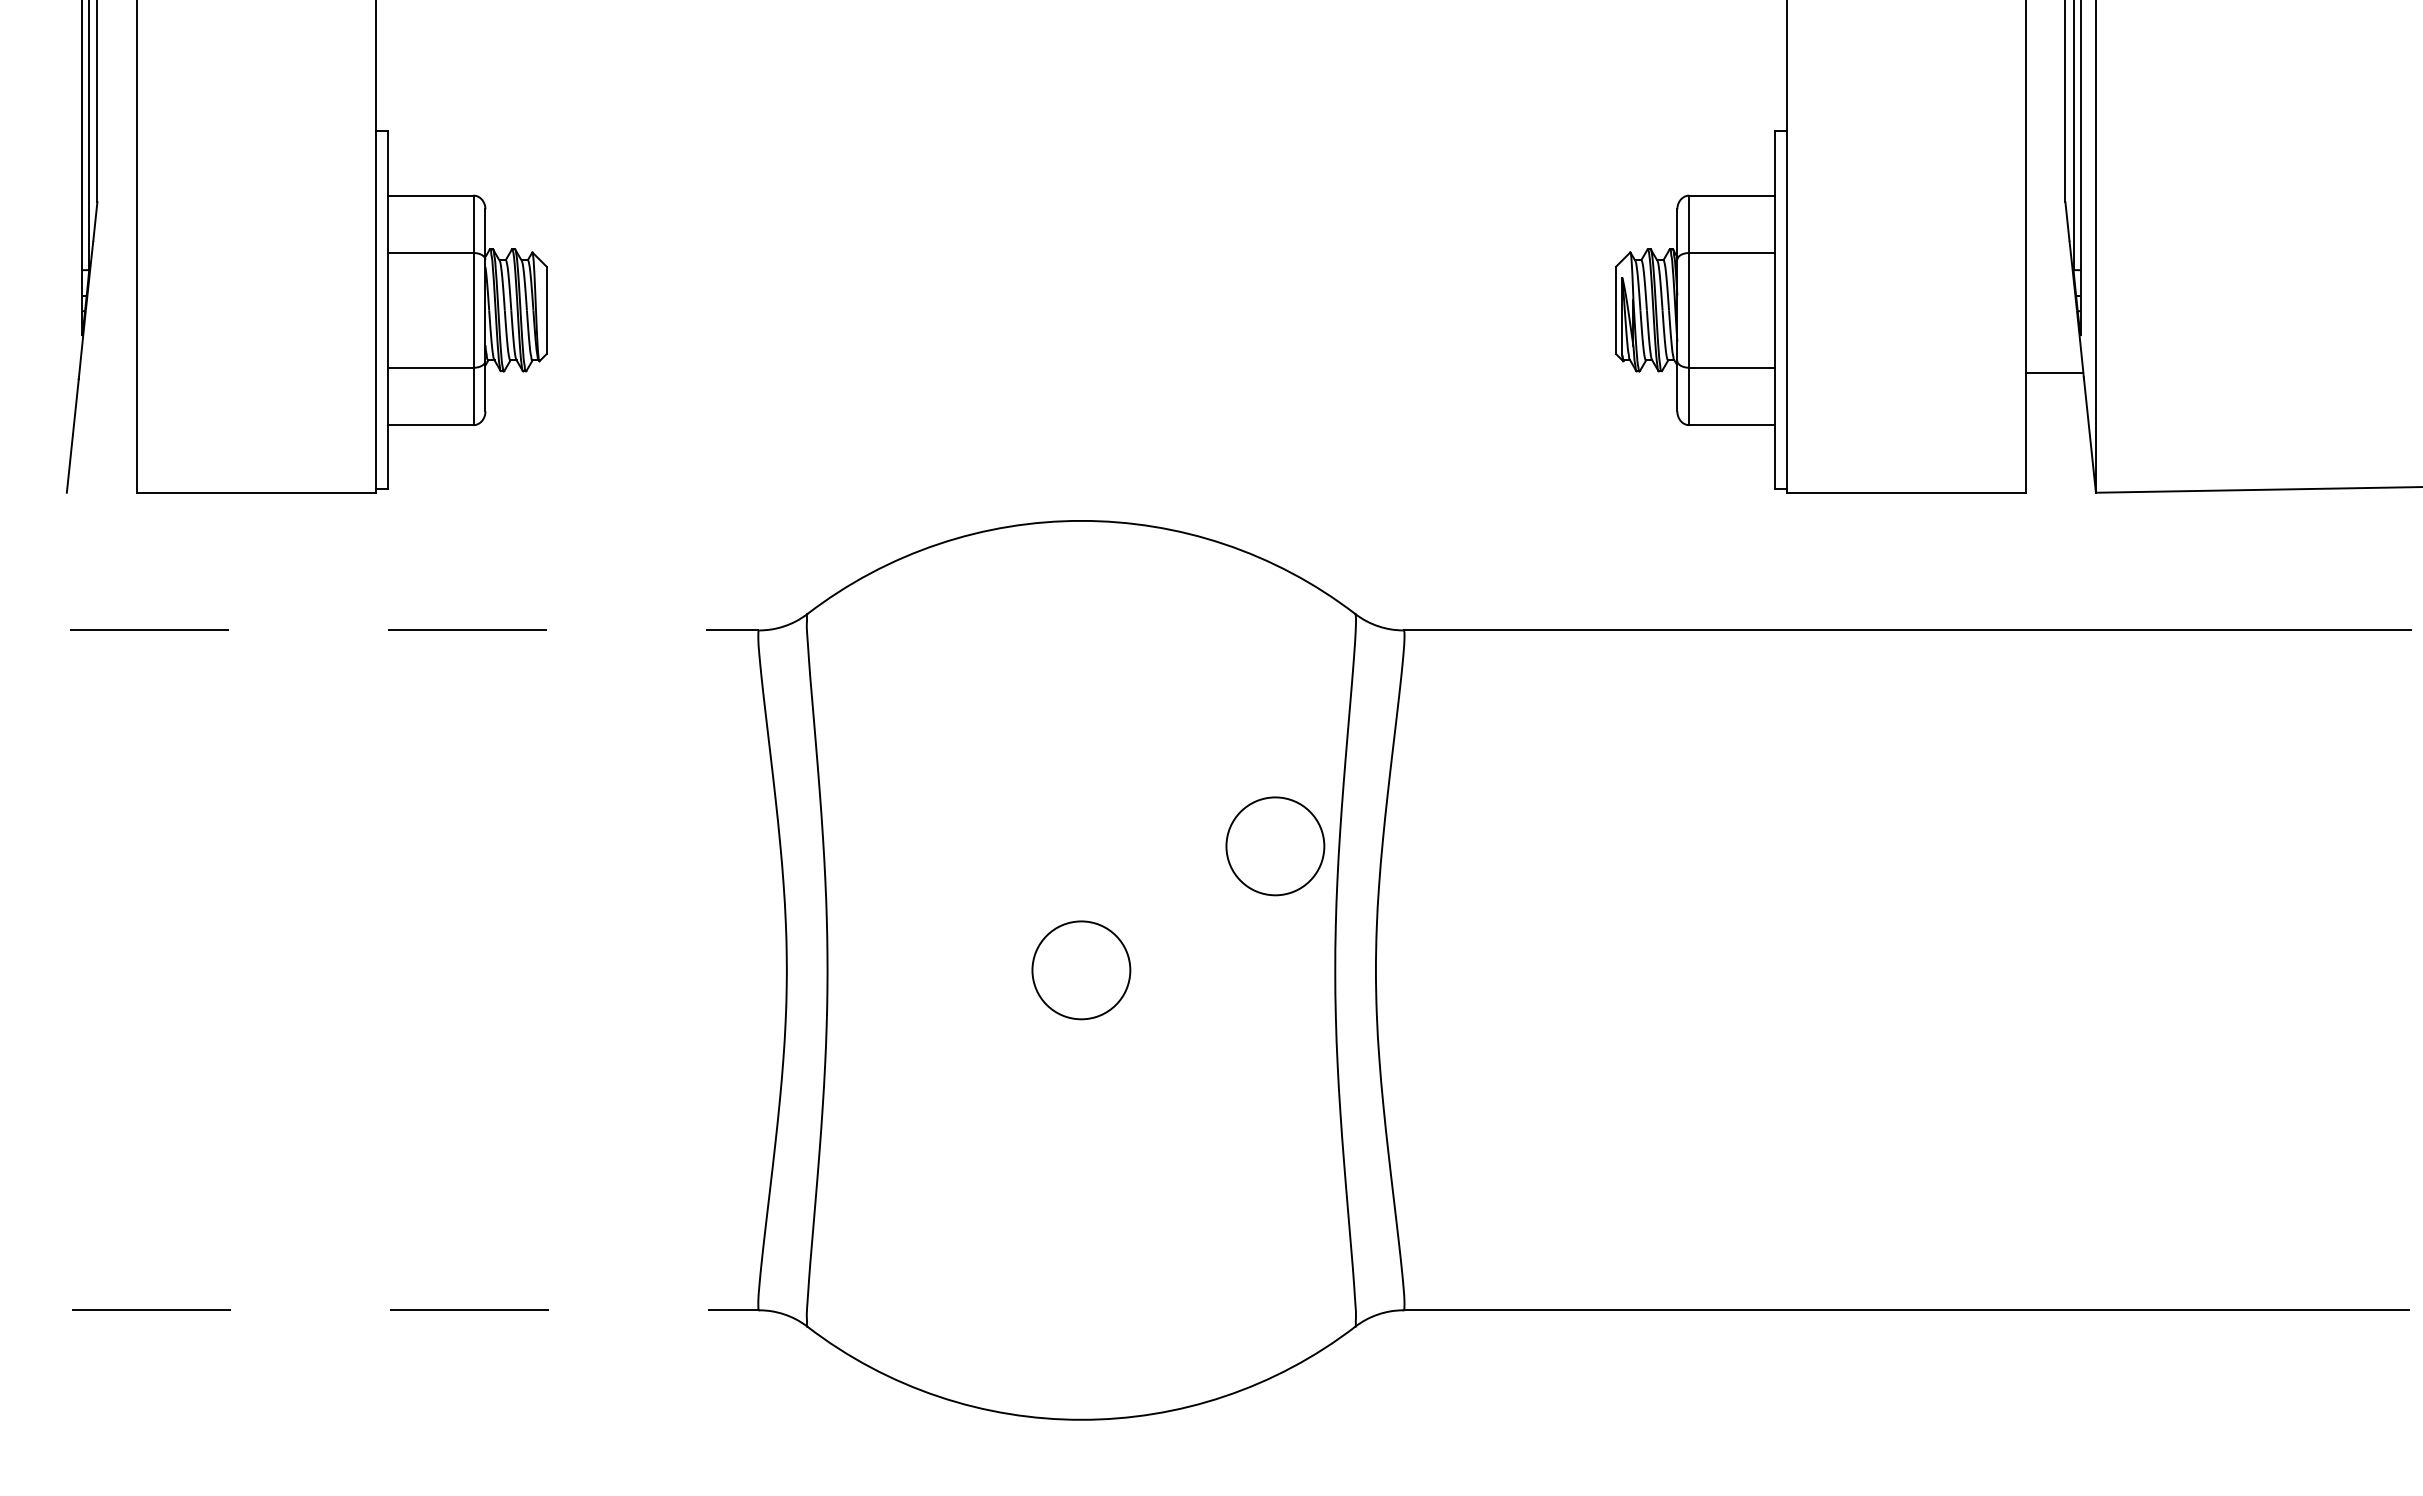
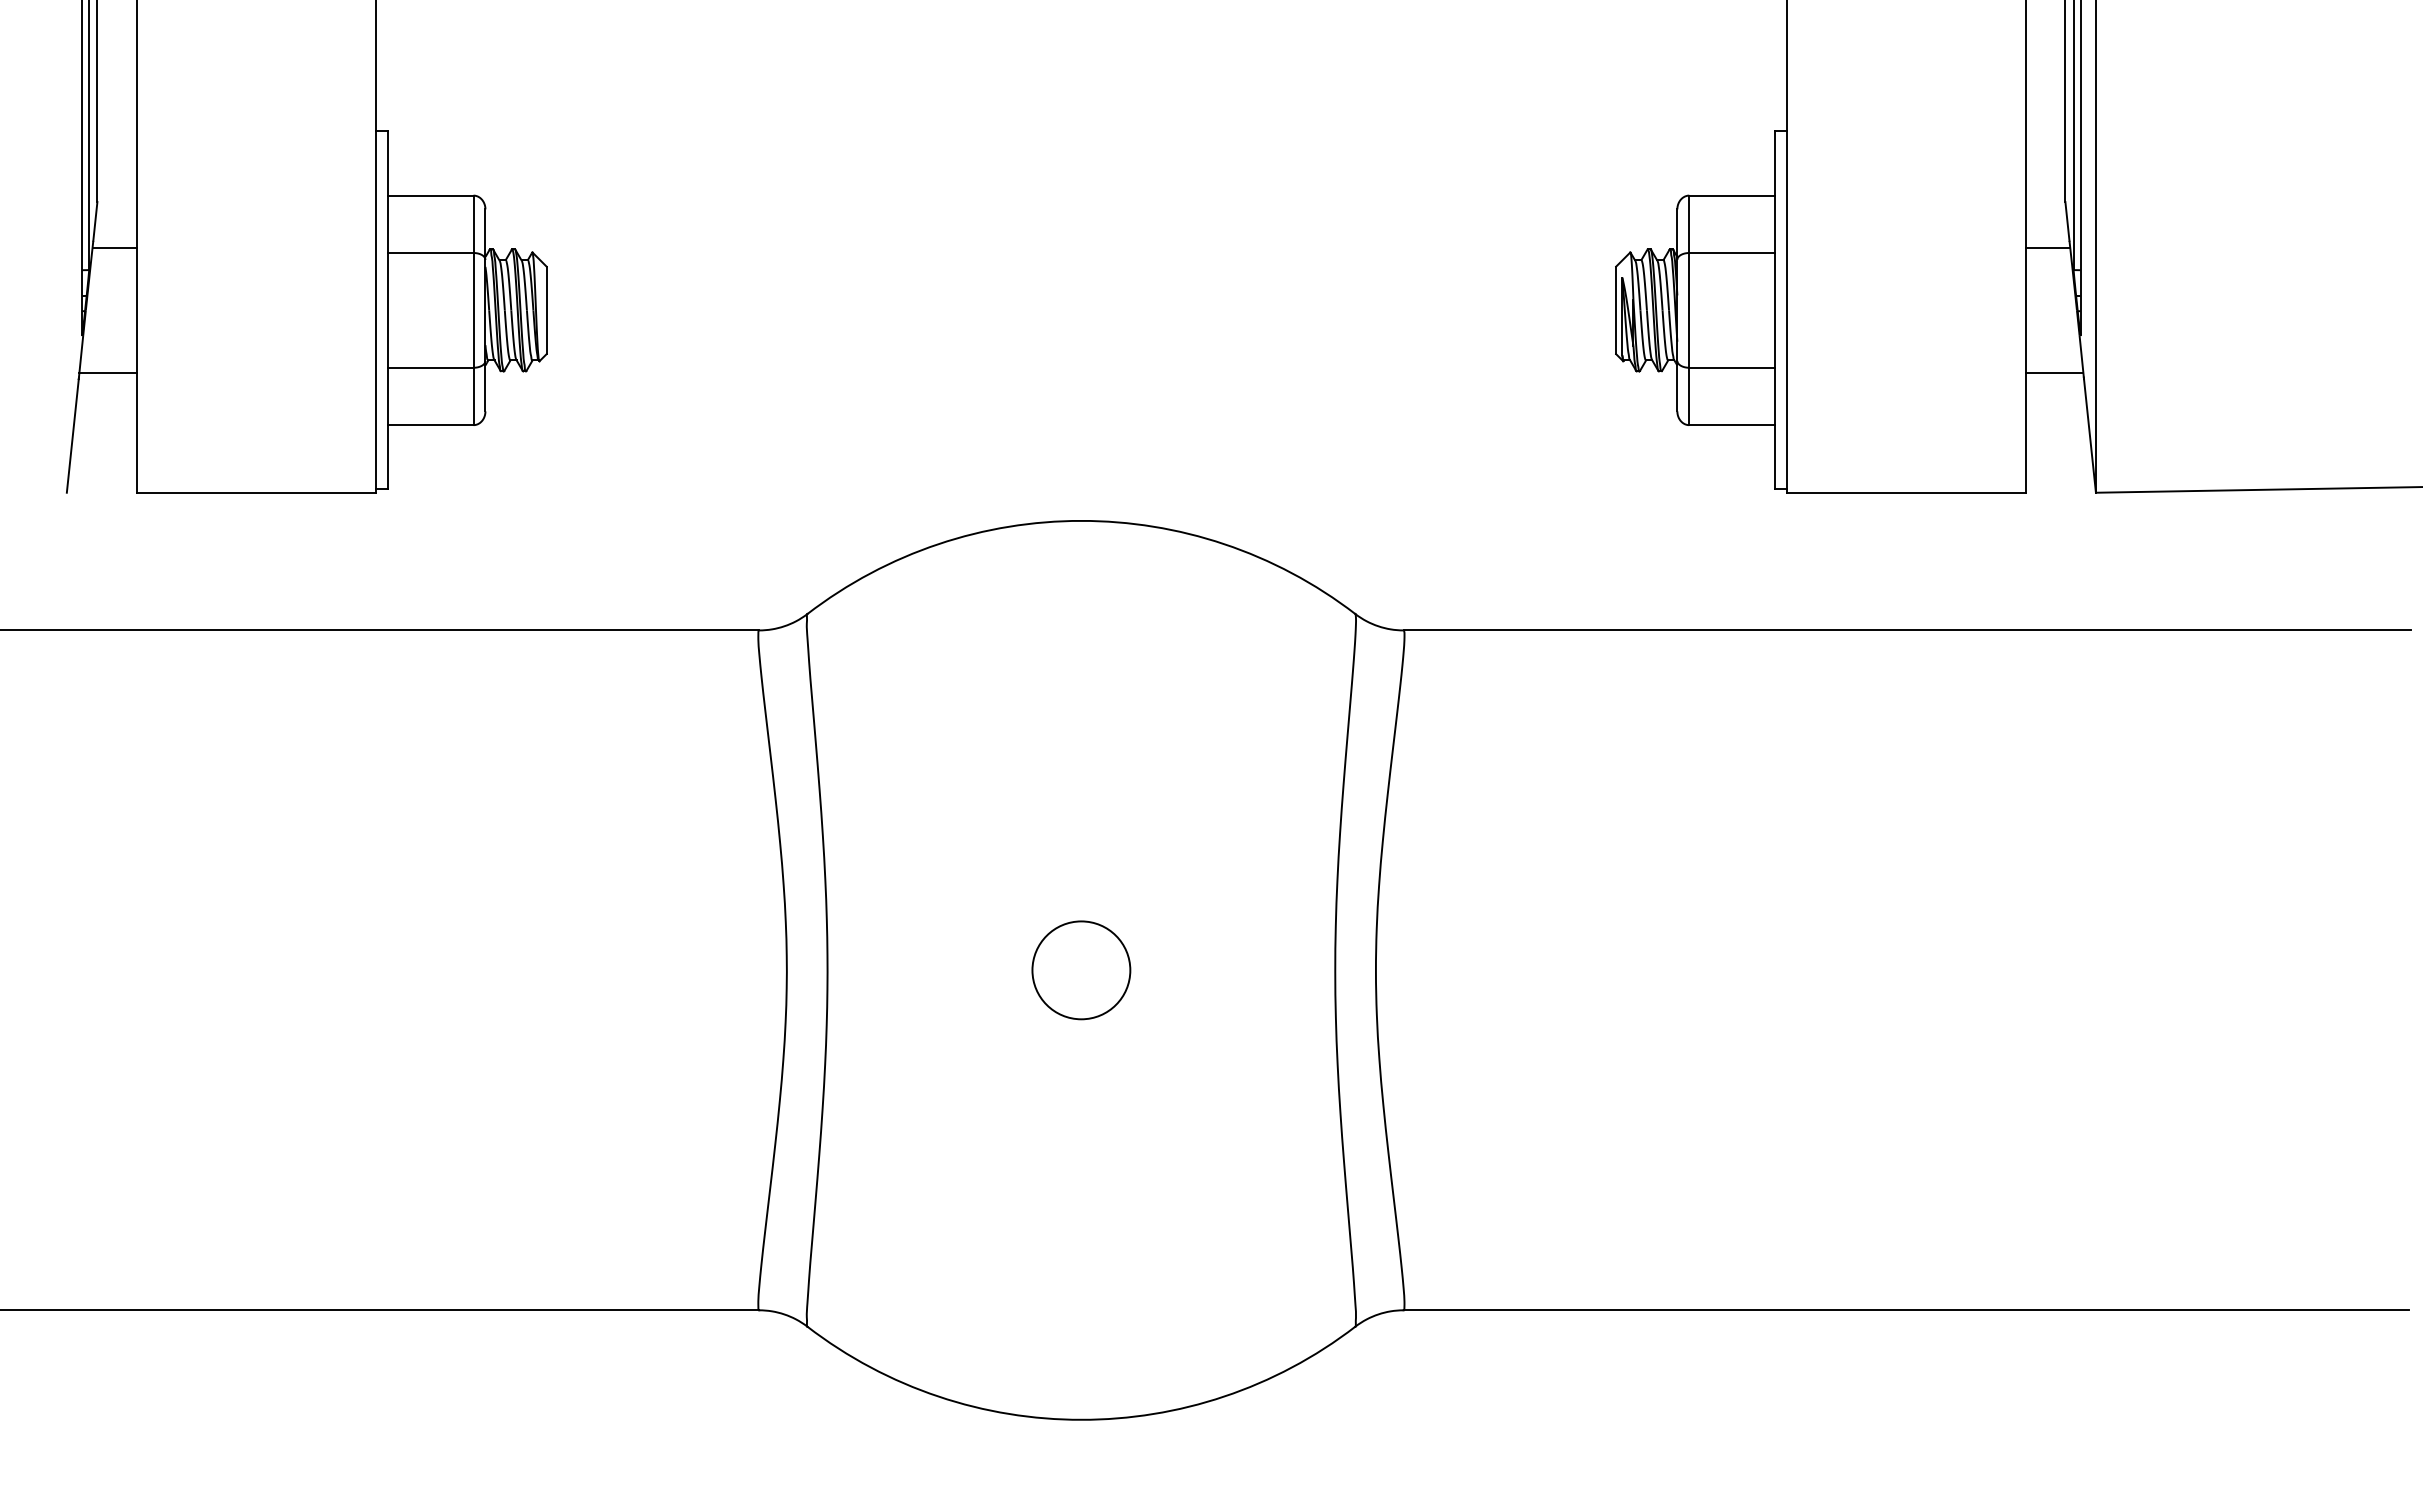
line: none -> present (114, 248)
line: none -> present (2047, 248)
line: none -> present (108, 372)
line: dashed -> solid (380, 630)
circle: present -> none (1275, 846)
line: dashed -> solid (380, 1310)
